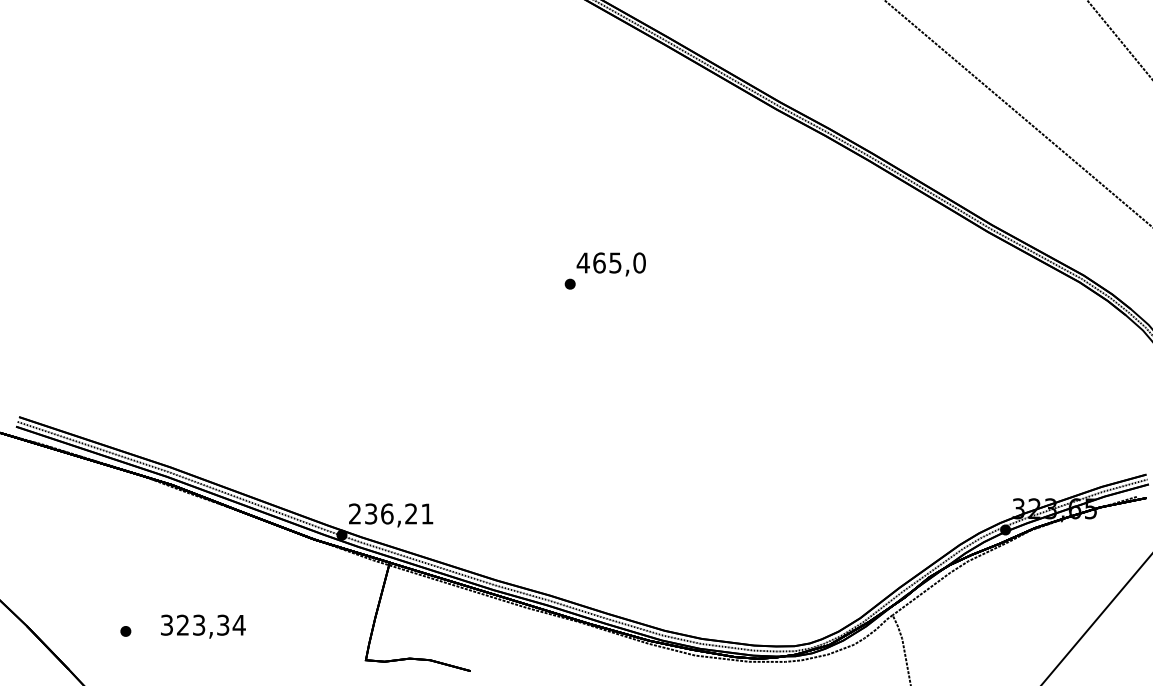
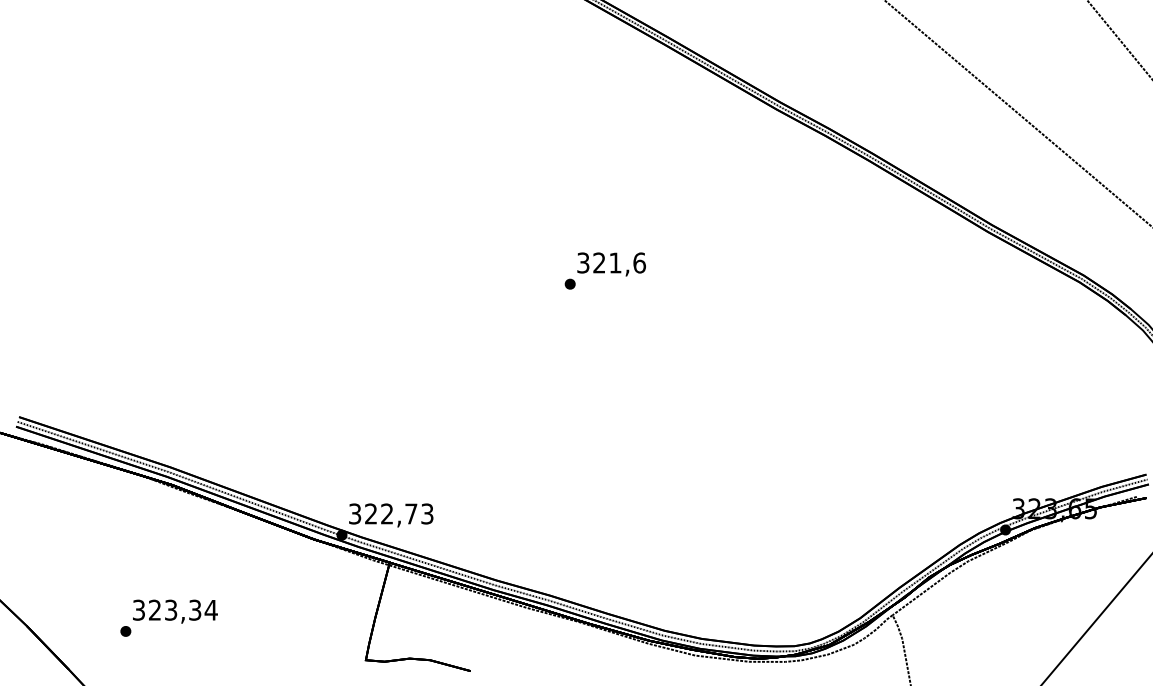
text: 465,0 -> 321,6 (611, 262)
text: 236,21 -> 322,73 (391, 513)
text position: (203, 626) -> (175, 611) (175, 611)
